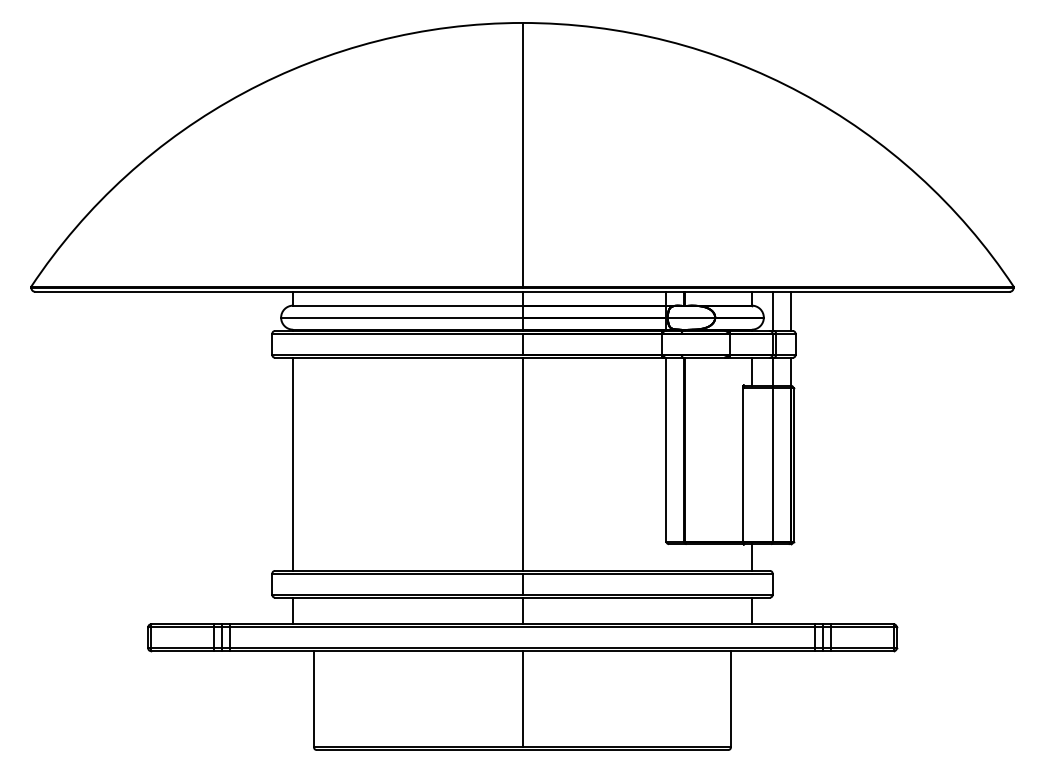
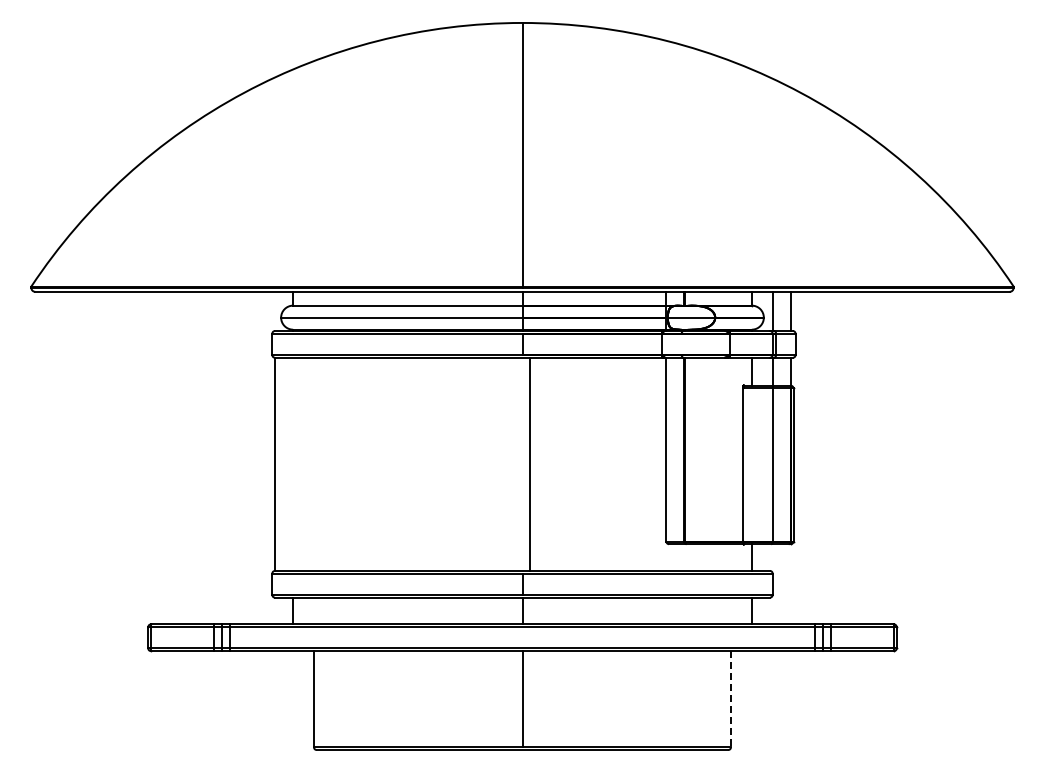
line position: (293, 463) -> (275, 463) (275, 463)
line position: (522, 463) -> (529, 463) (529, 463)
line: solid -> dashed (730, 699)
